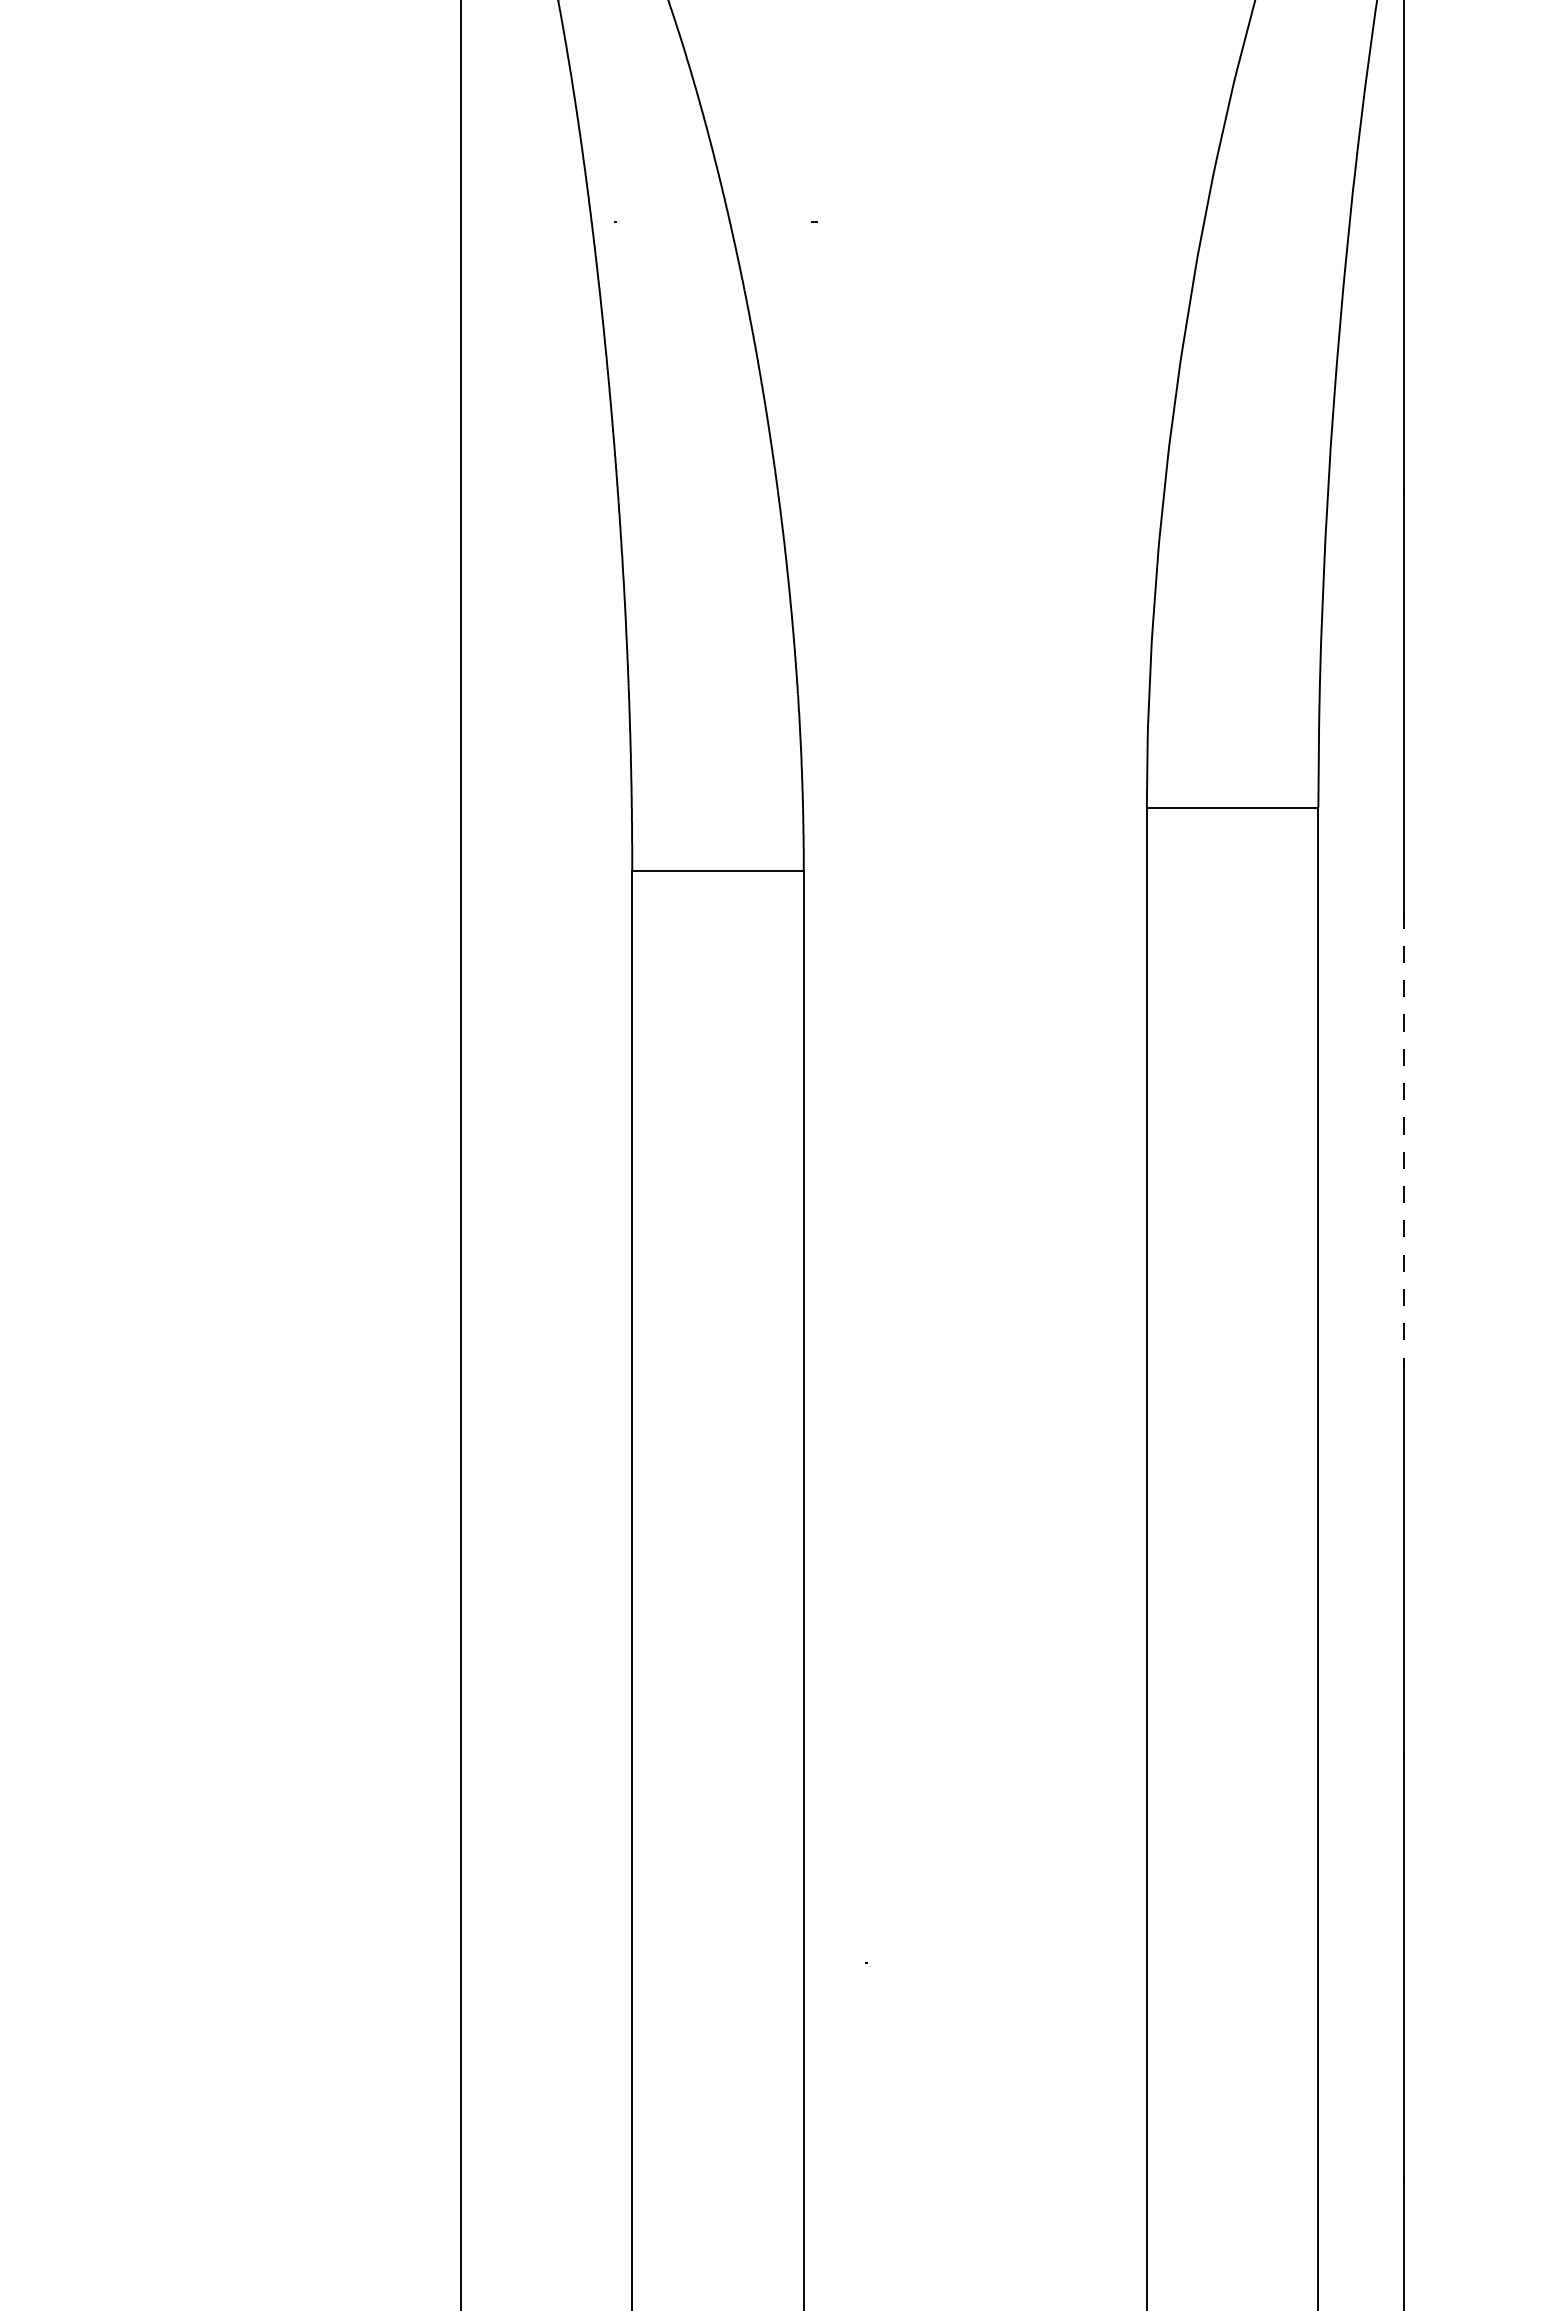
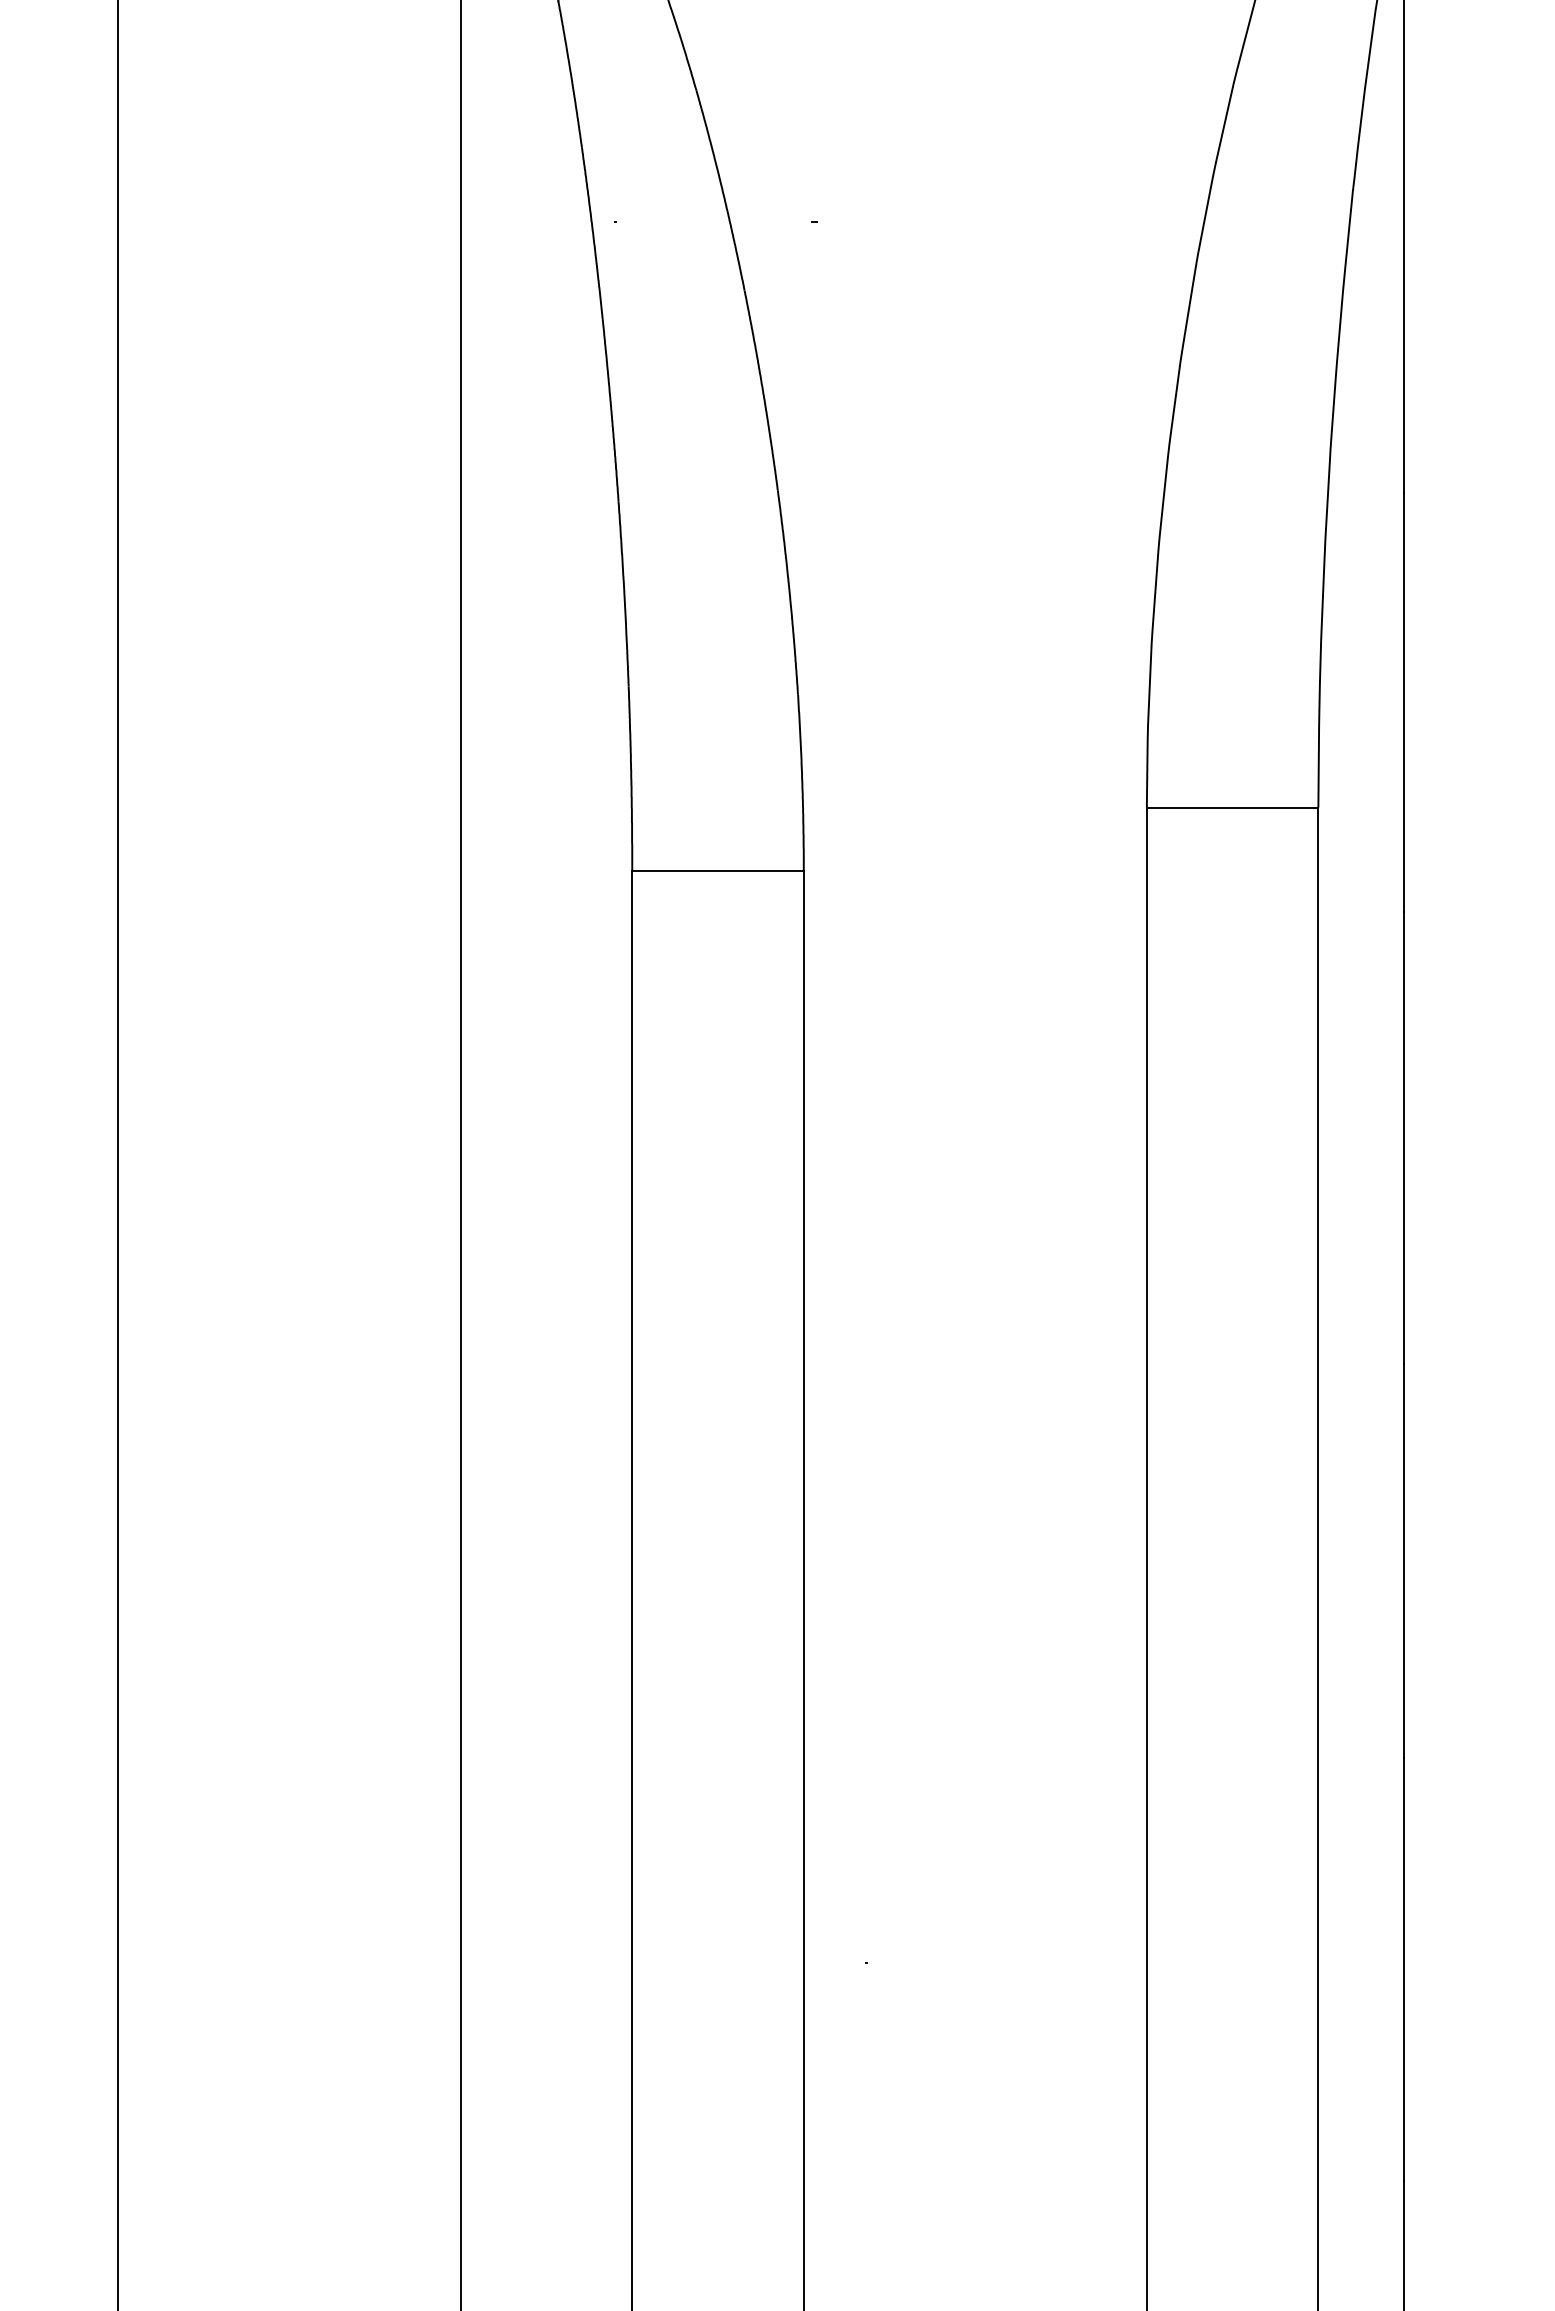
line: dashed -> solid (1404, 1138)
line: none -> present (117, 1154)
